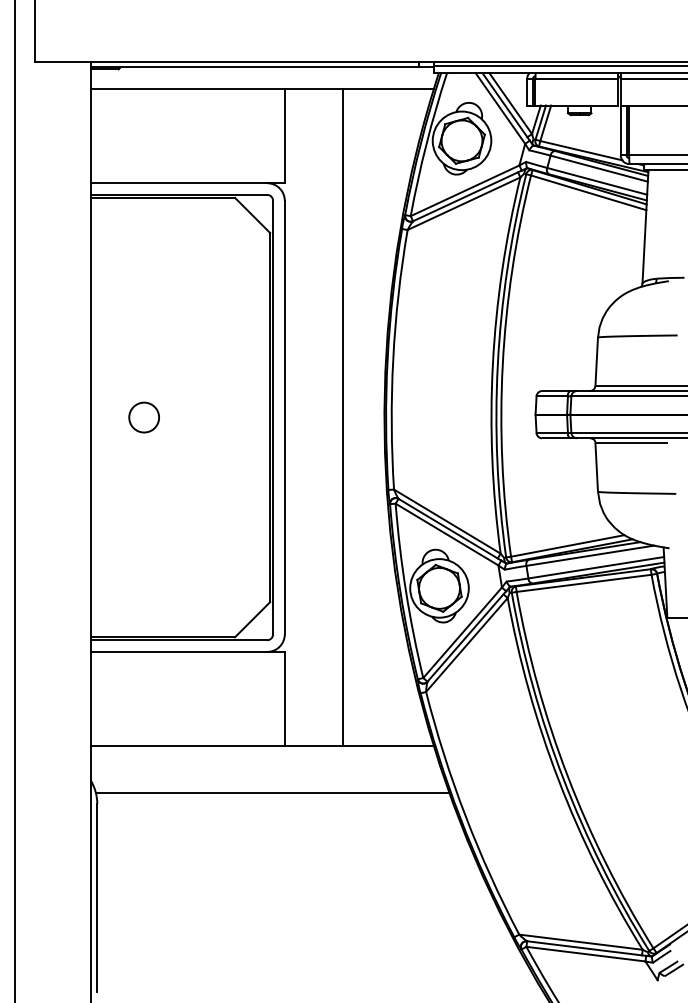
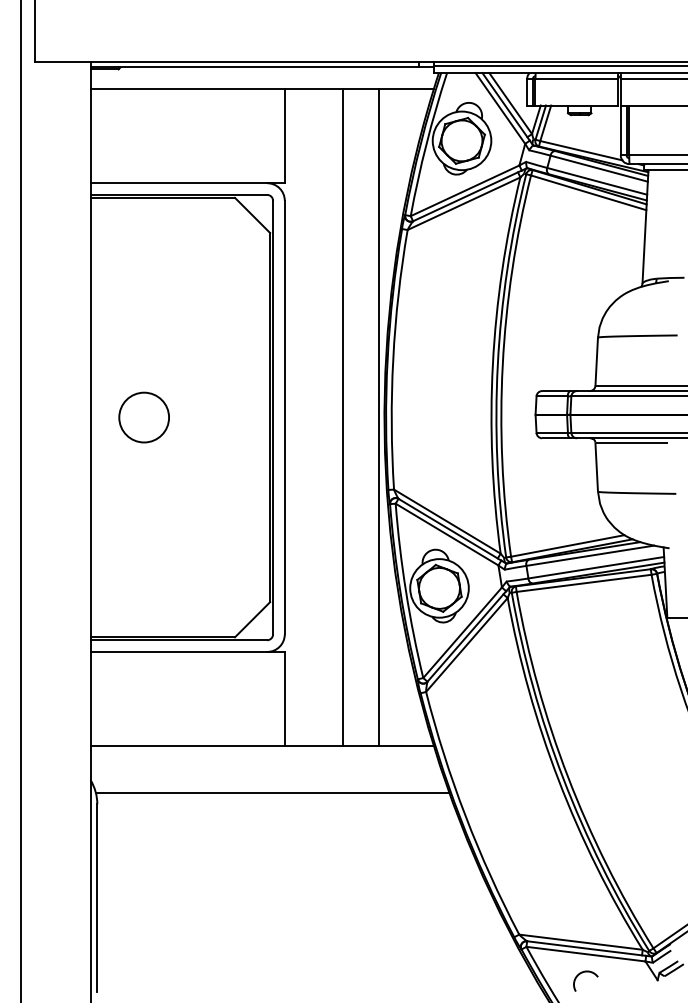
circle diameter: 30 px -> 50 px (144, 417)
line: none -> present (378, 417)
line position: (14, 500) -> (20, 500) (20, 500)
arc: none -> present (582, 973)
